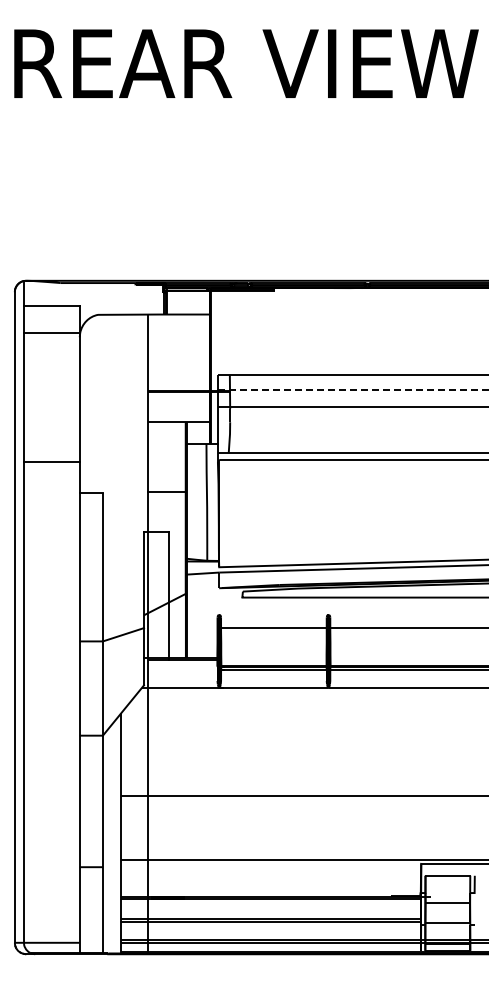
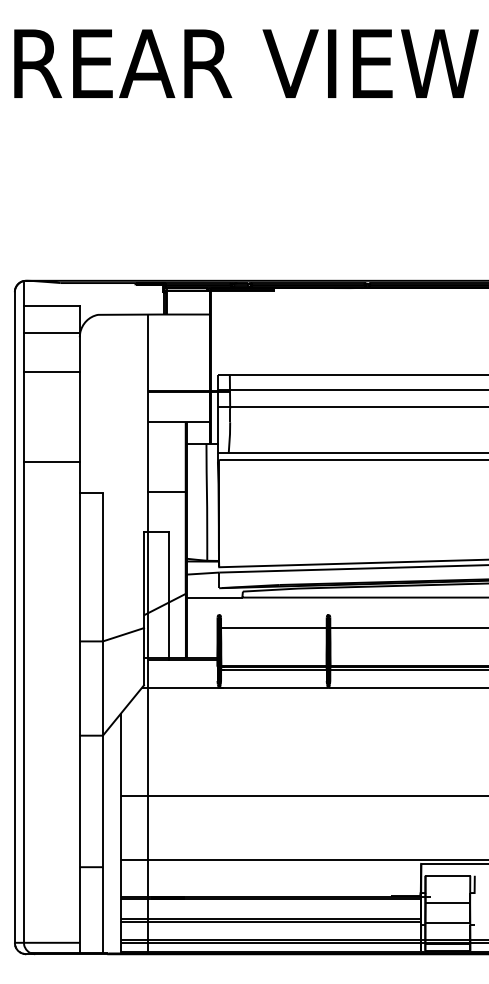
line: none -> present (51, 371)
line: dashed -> solid (353, 389)
line: none -> present (214, 597)
